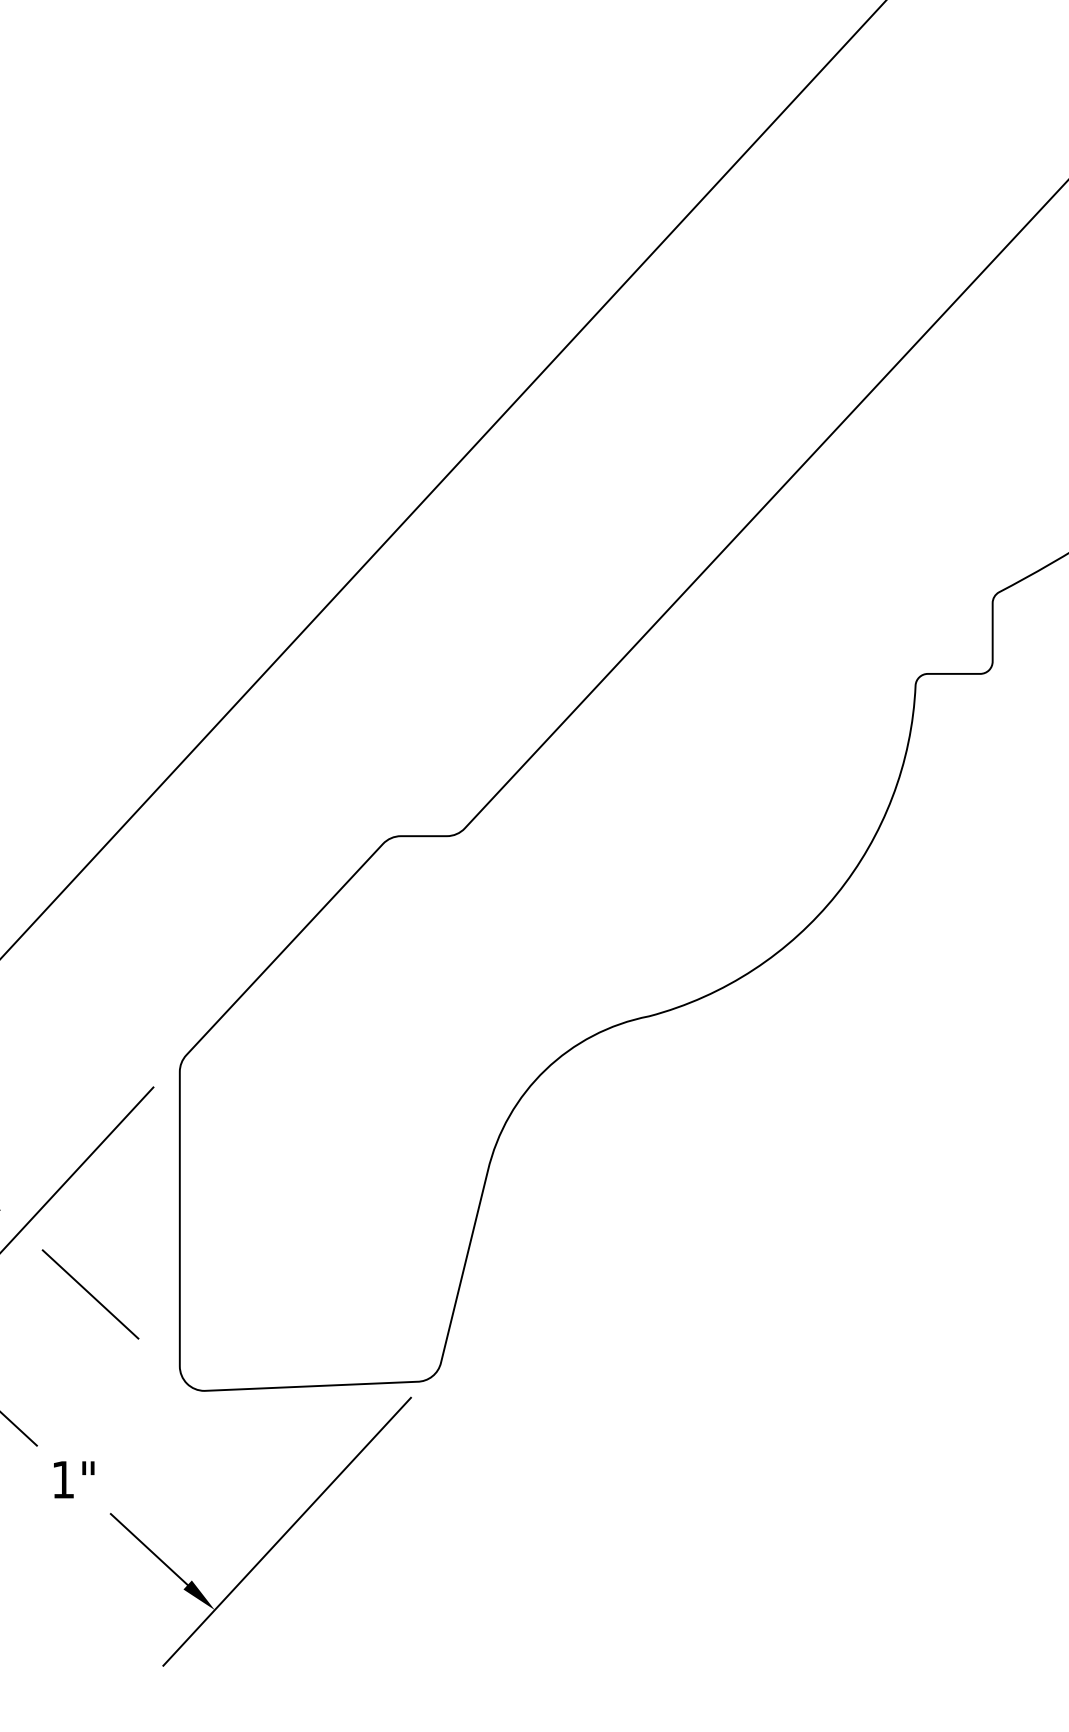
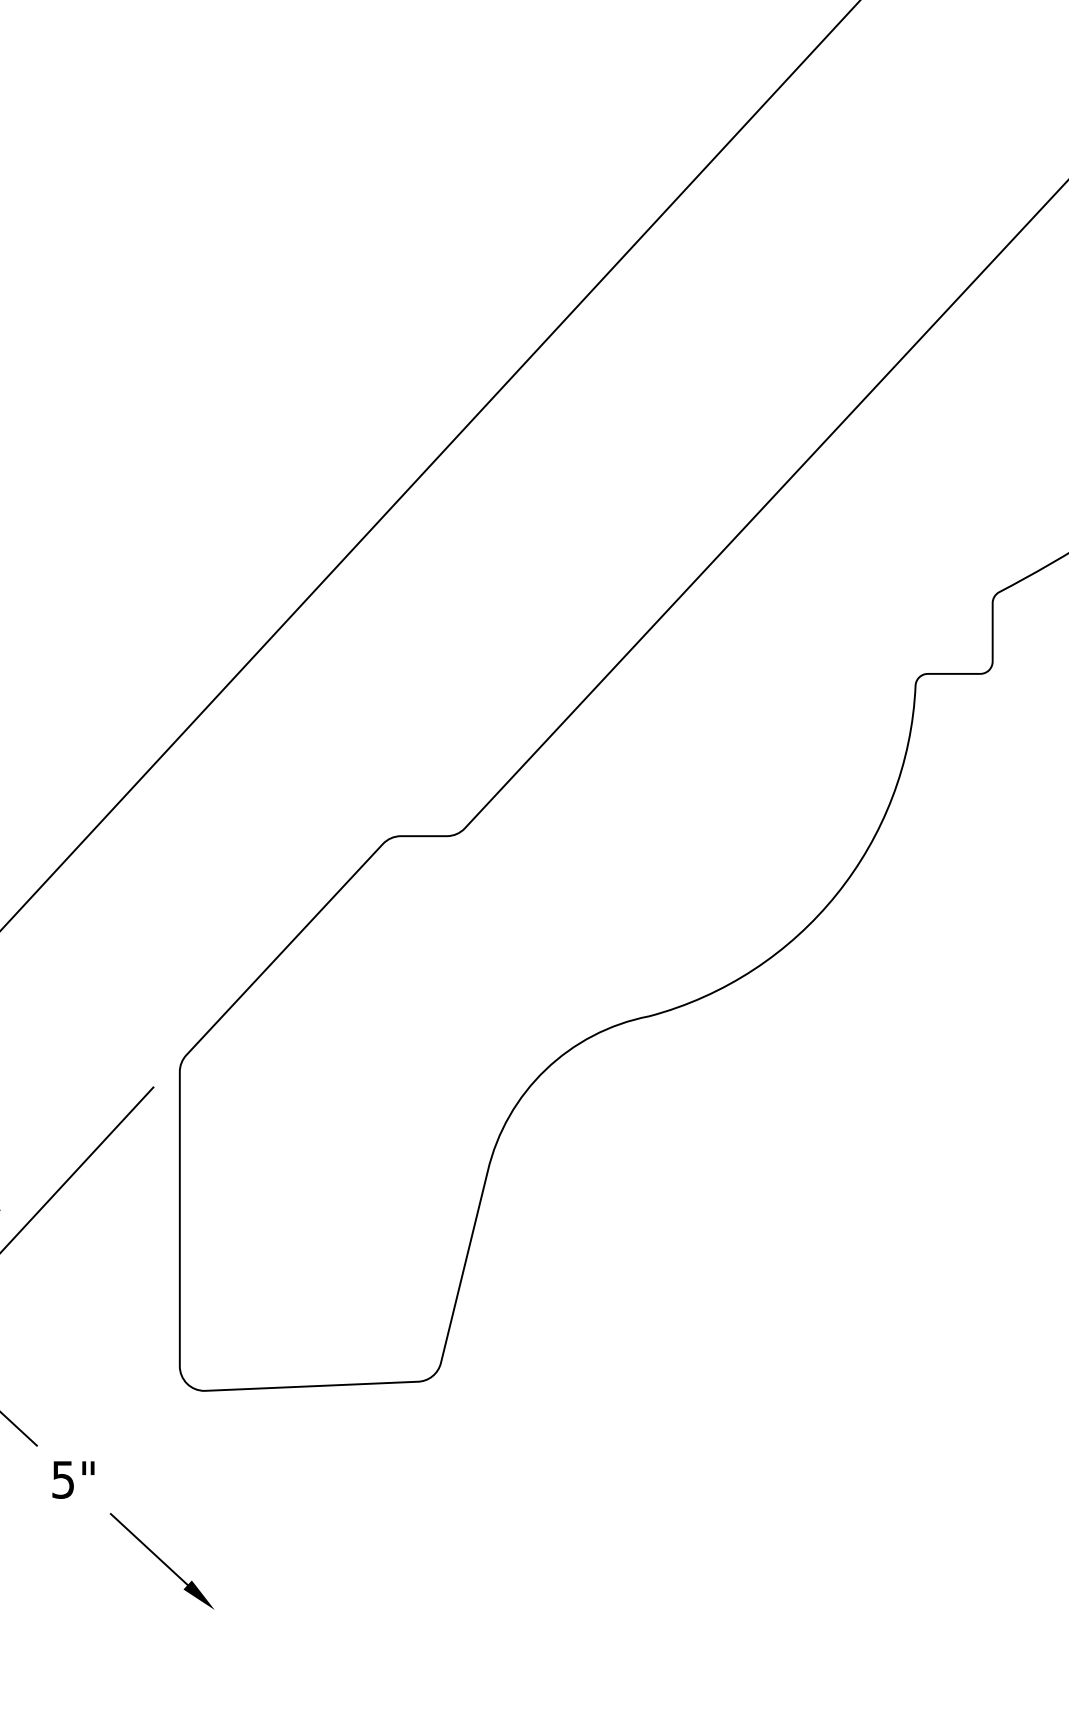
line position: (443, 479) -> (430, 465) (430, 465)
line: present -> none (90, 1294)
text: 1" -> 5" (62, 1479)
line: present -> none (286, 1531)
